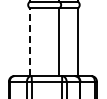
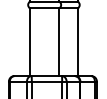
line: dashed -> solid (29, 42)
